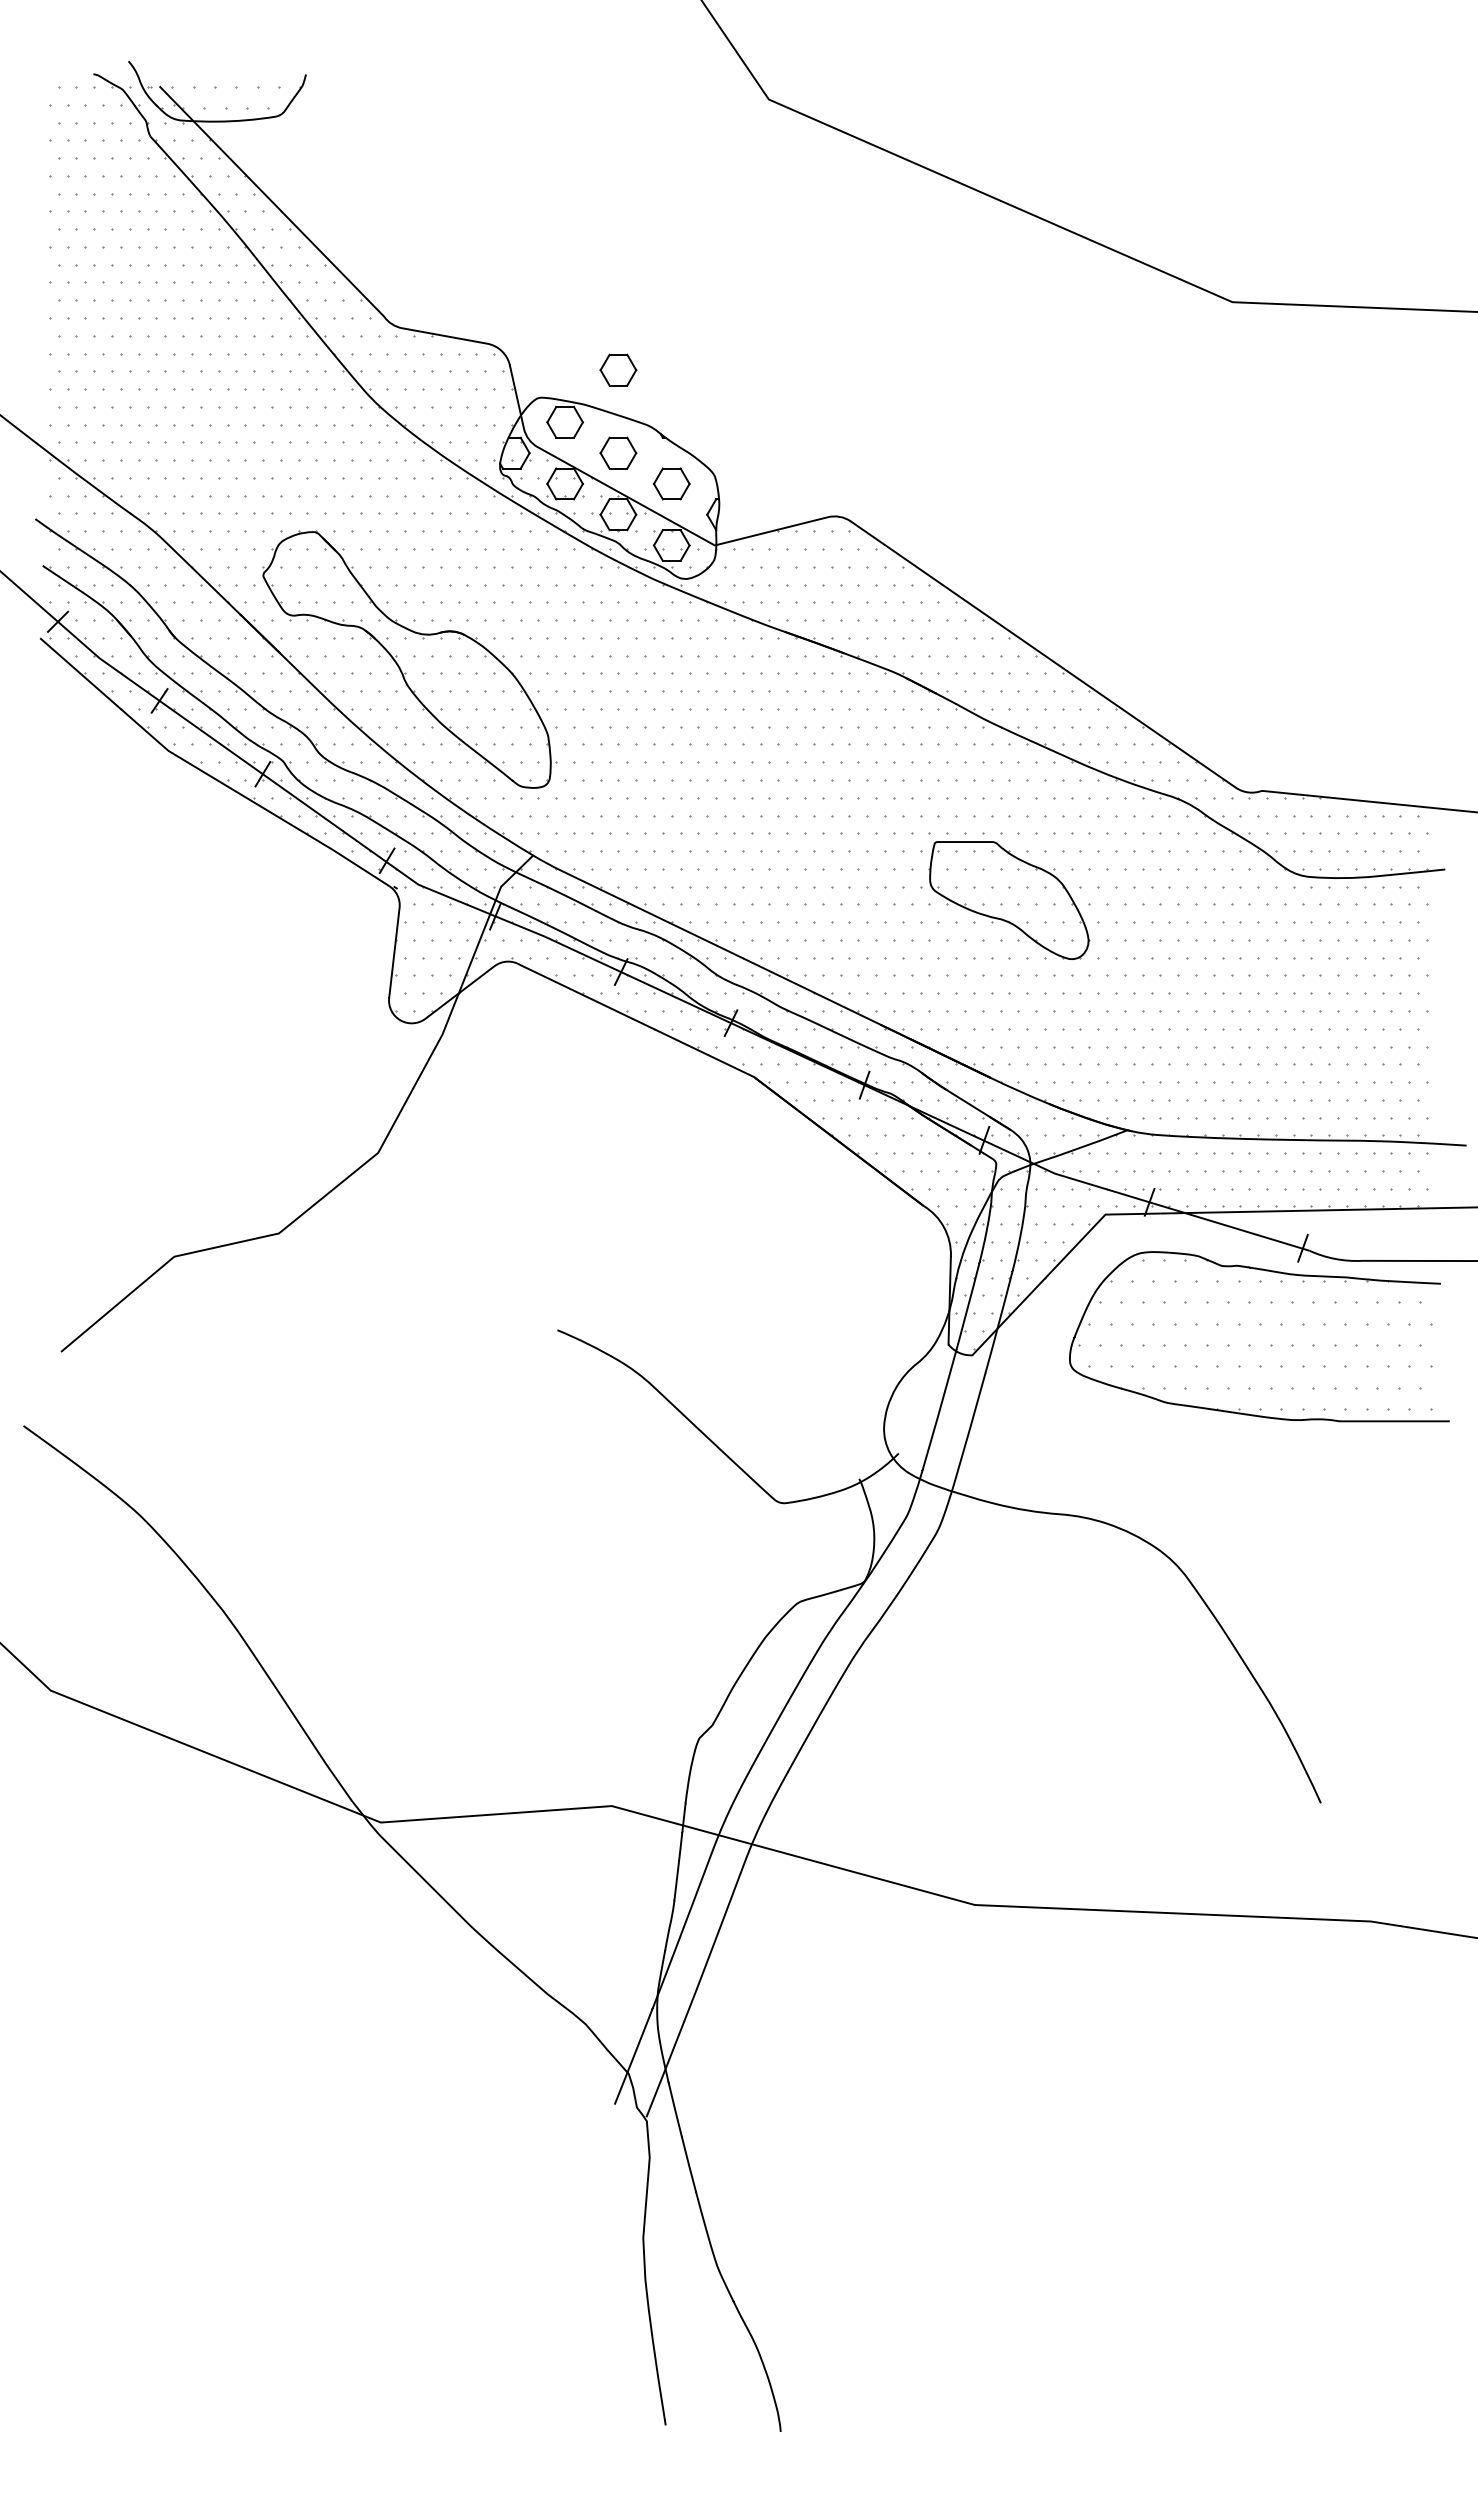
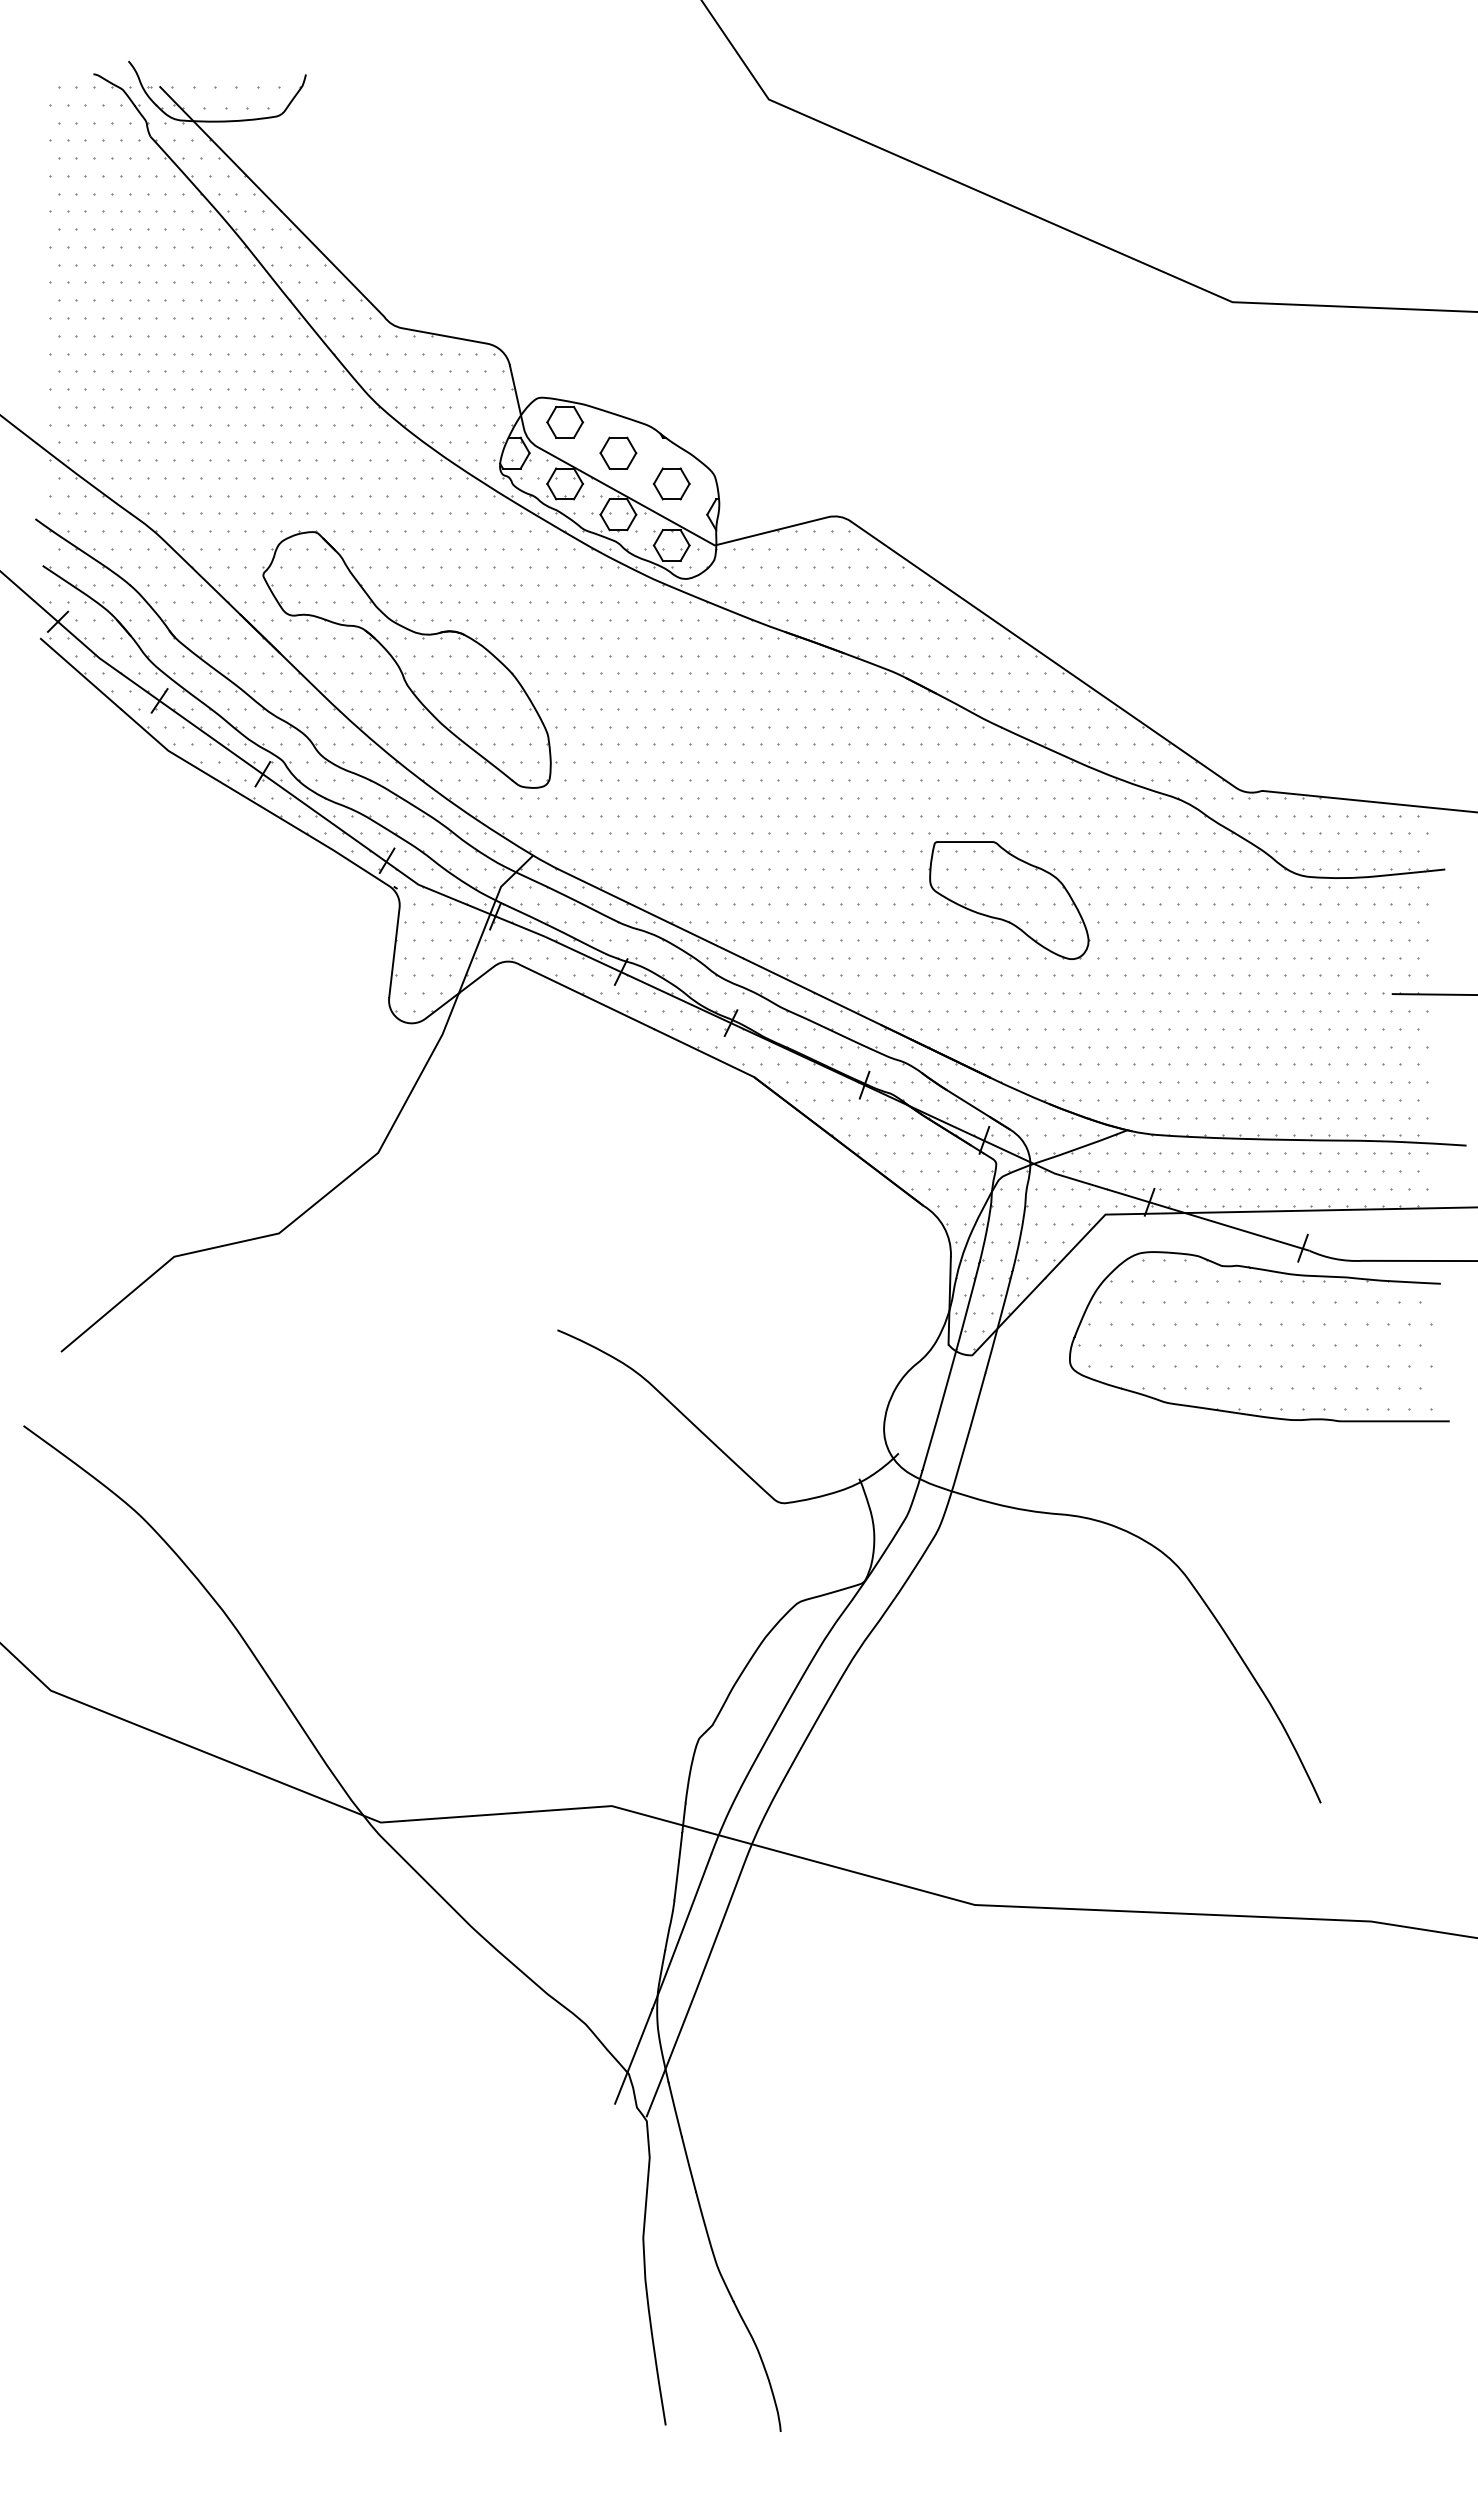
part: present -> none (618, 369)
line: none -> present (1433, 994)
